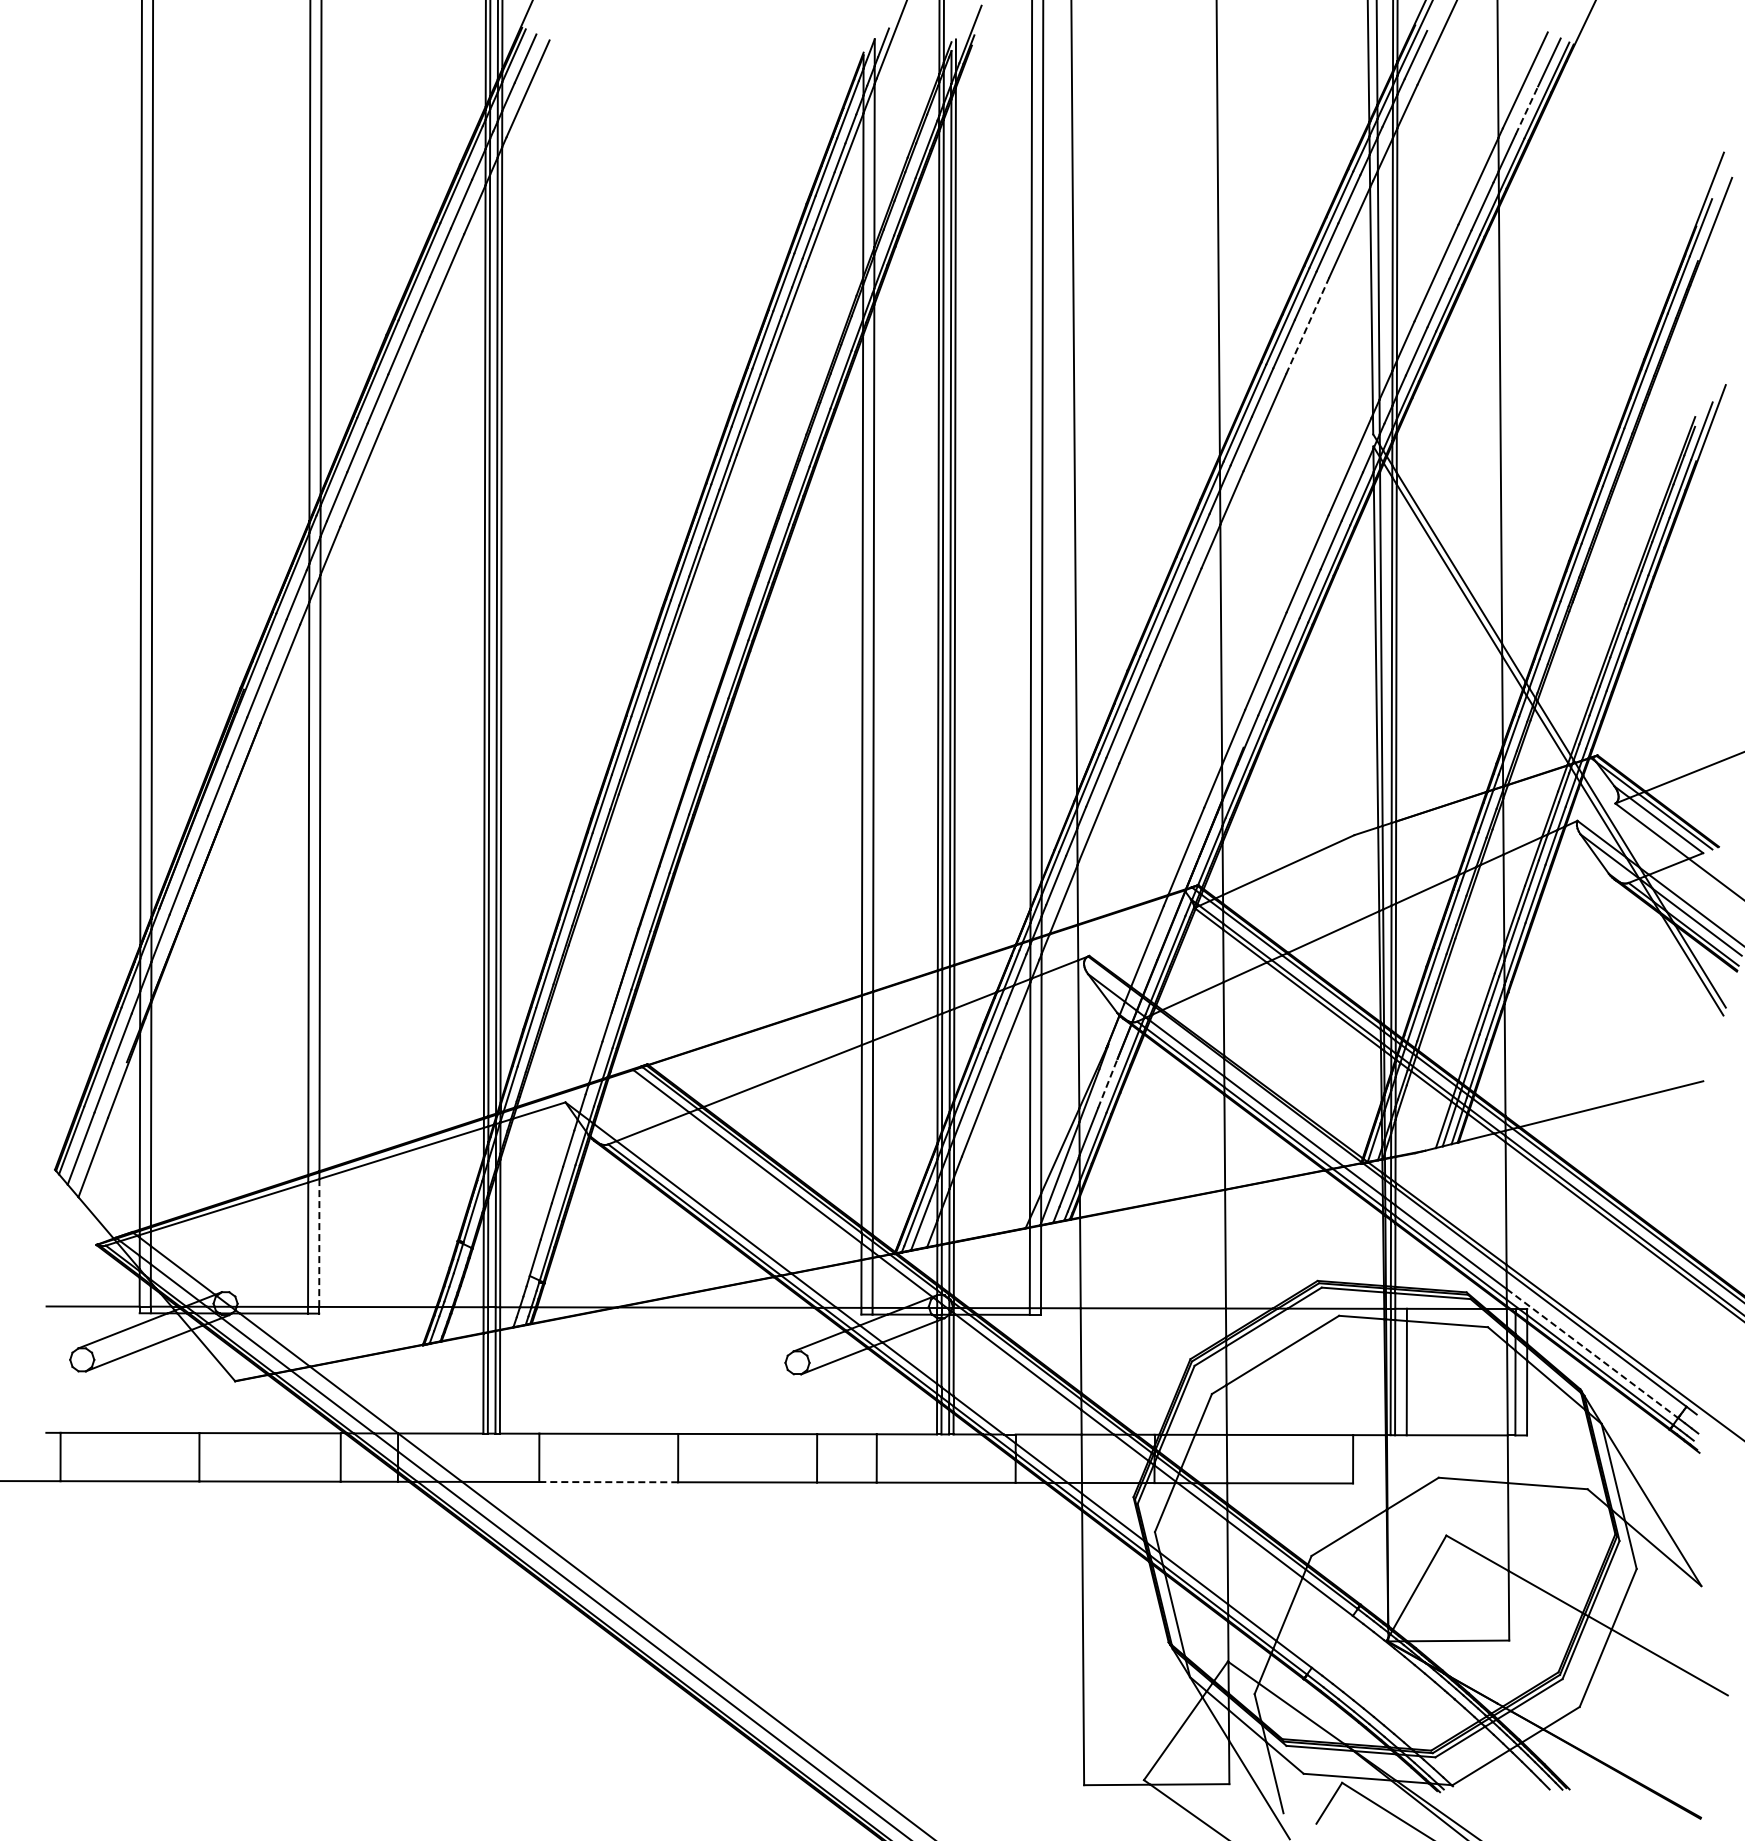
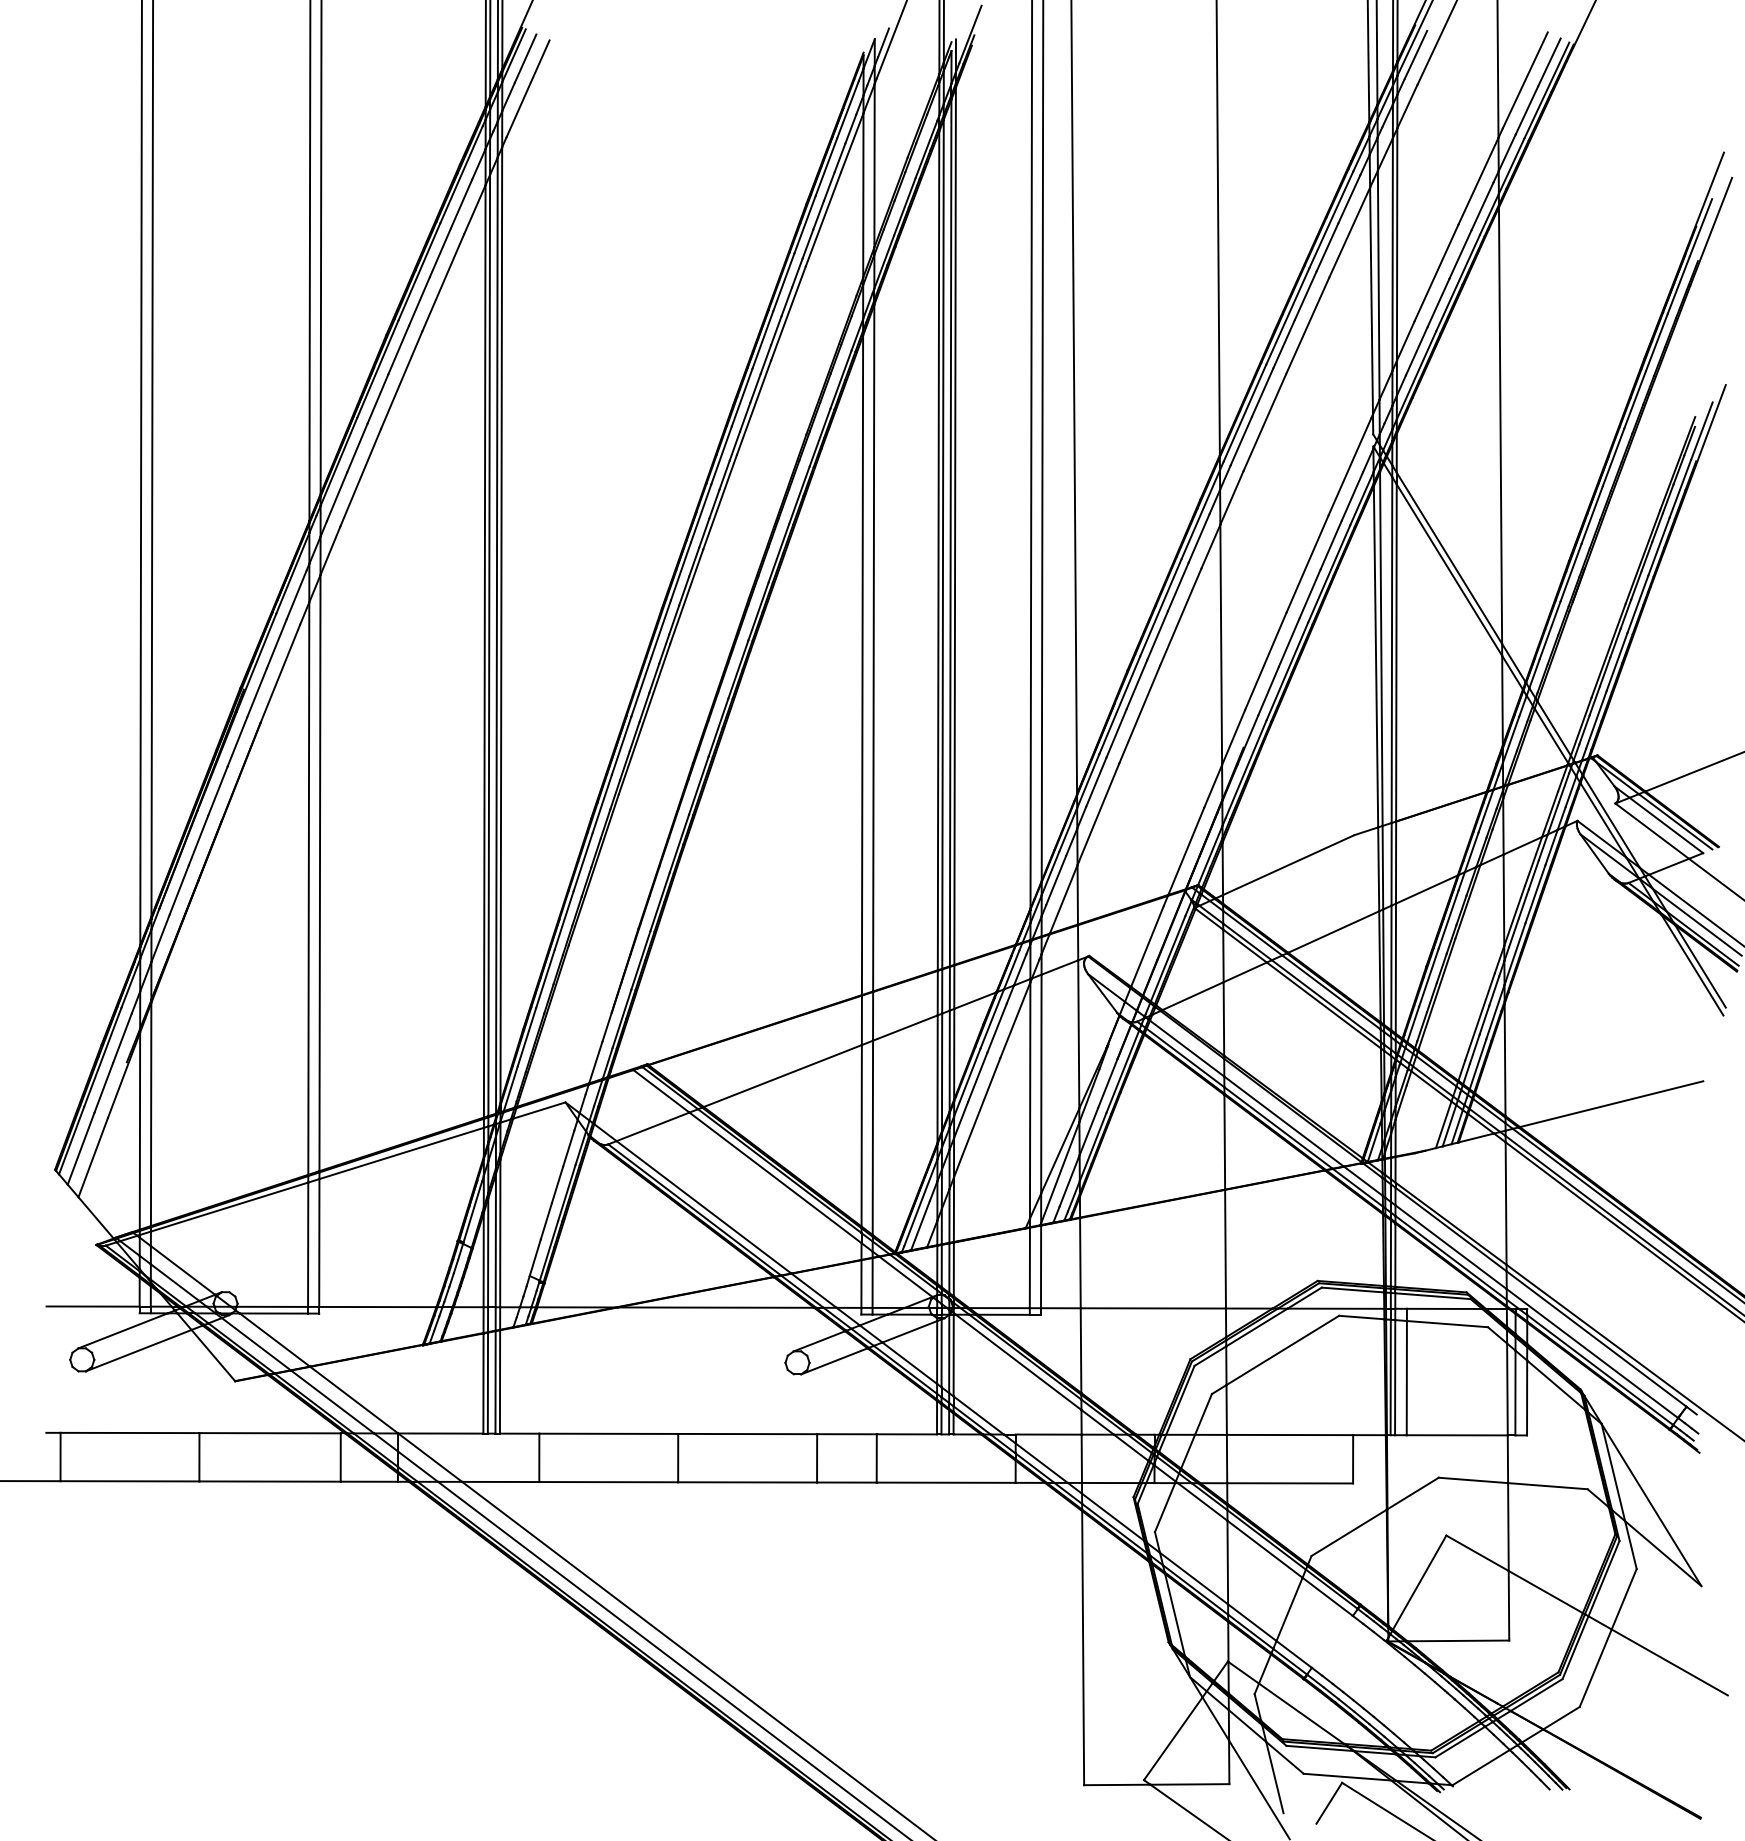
line: dashed -> solid (1527, 109)
line: dashed -> solid (1307, 325)
line: dashed -> solid (1108, 1083)
line: dashed -> solid (319, 1243)
line: dashed -> solid (1592, 1353)
line: dashed -> solid (609, 1482)
